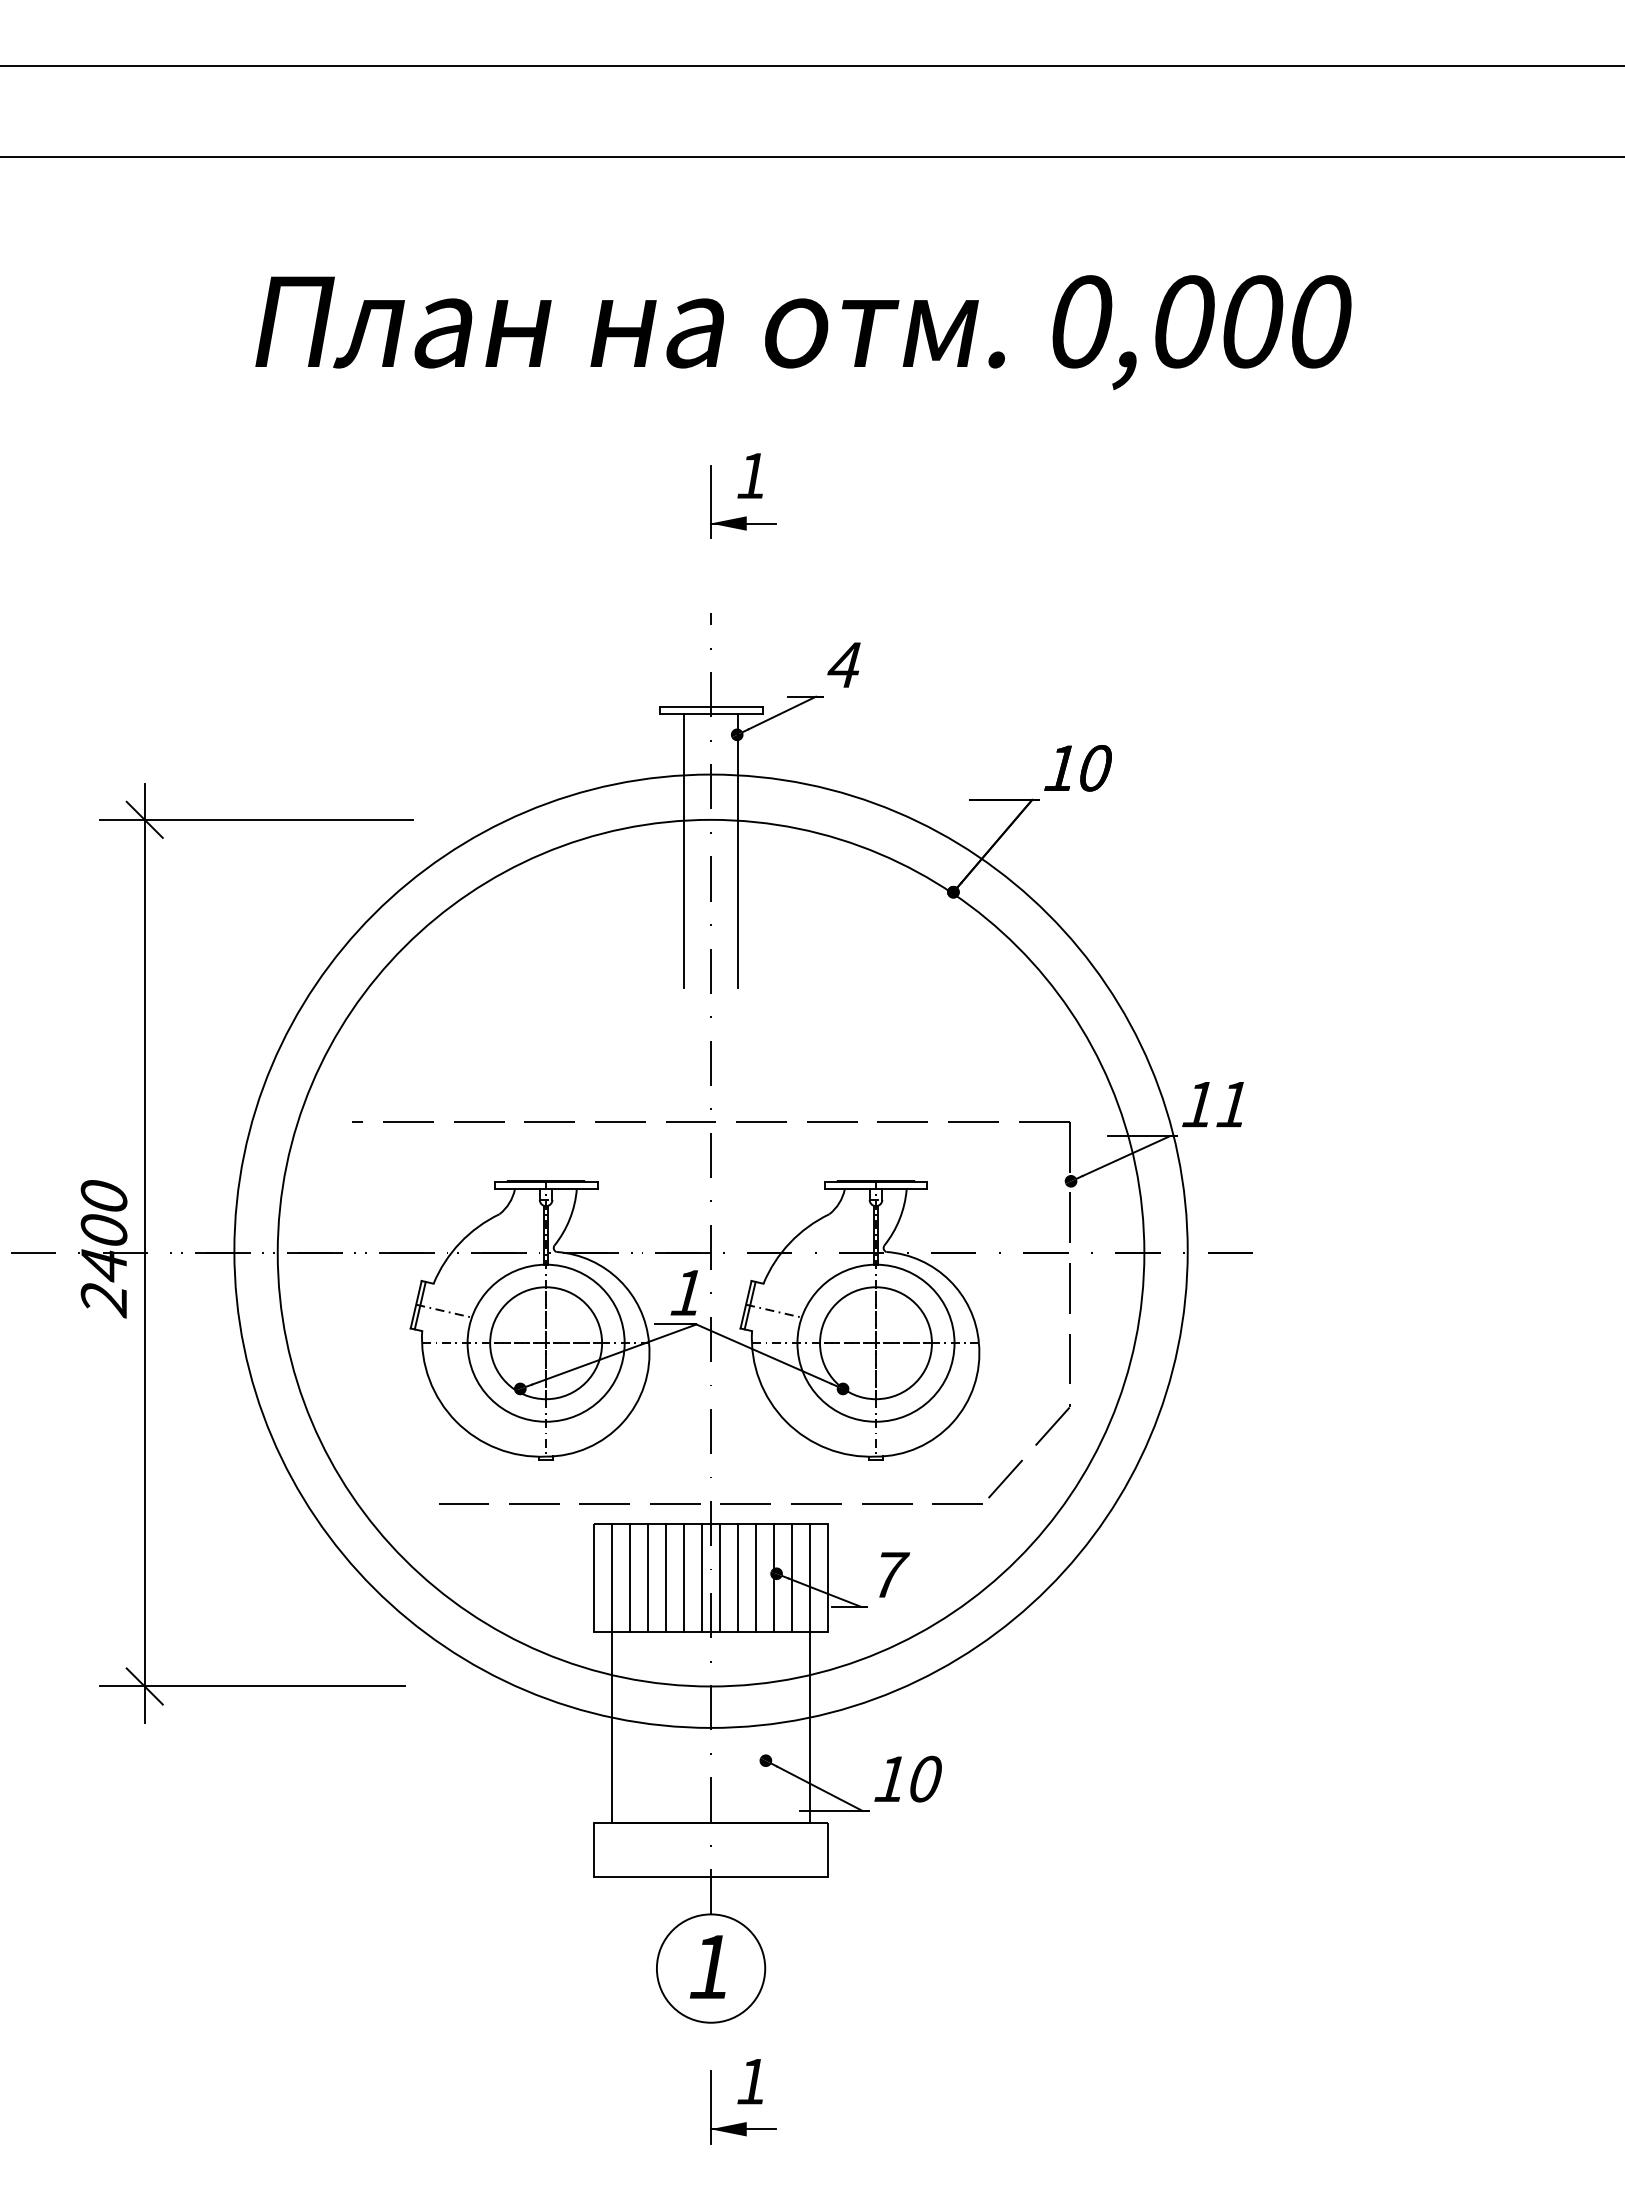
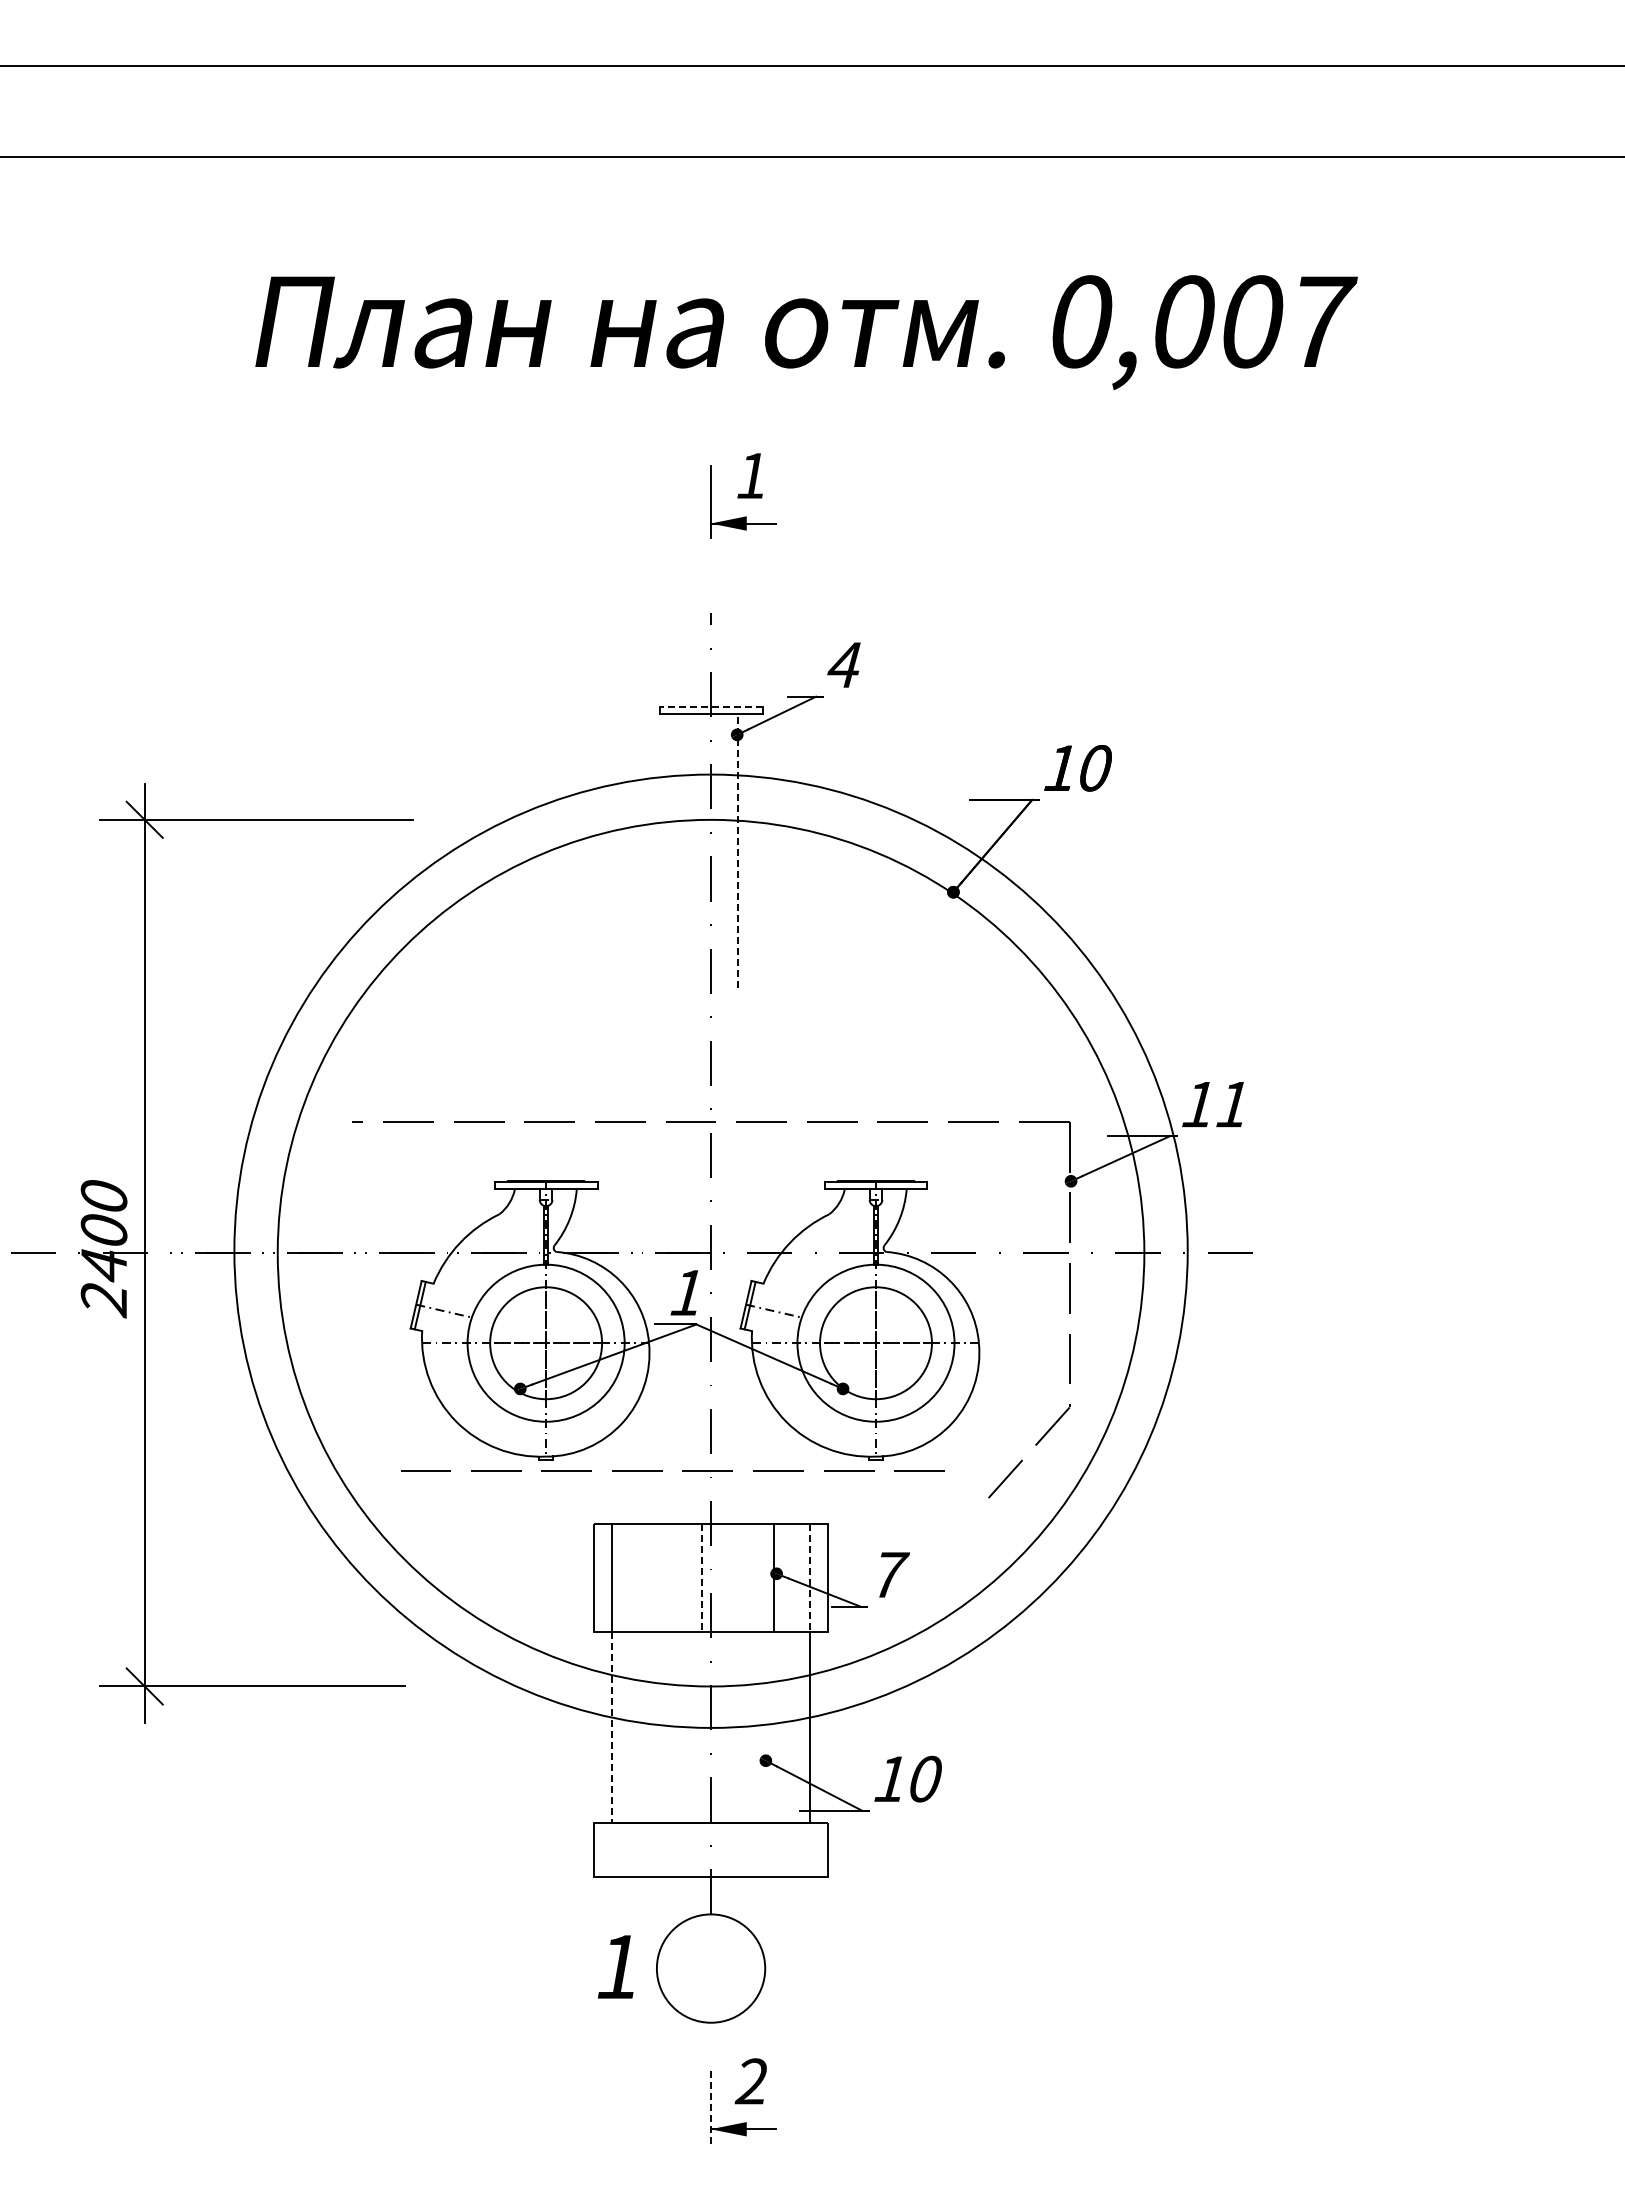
text: 0,000 -> 0,007 (1324, 321)
line: solid -> dashed (710, 706)
line: present -> none (683, 850)
line: solid -> dashed (738, 850)
line position: (700, 1503) -> (662, 1470) (662, 1470)
line: present -> none (629, 1578)
line: present -> none (647, 1578)
line: present -> none (665, 1578)
line: present -> none (683, 1578)
line: solid -> dashed (702, 1578)
line: present -> none (720, 1578)
line: present -> none (738, 1578)
line: present -> none (756, 1578)
line: present -> none (792, 1578)
line: solid -> dashed (810, 1578)
line: solid -> dashed (611, 1728)
text position: (707, 1966) -> (615, 1966) (615, 1966)
text: 1 -> 2 (750, 2081)
line: solid -> dashed (710, 2108)
